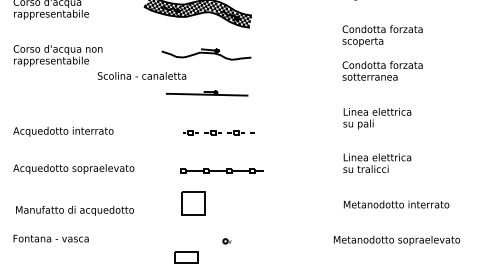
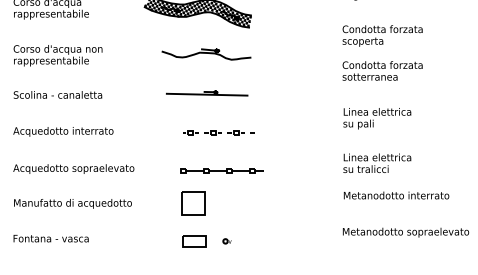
text position: (141, 75) -> (57, 94) (57, 94)
text position: (396, 204) -> (396, 195) (396, 195)
text position: (74, 210) -> (72, 203) (72, 203)
text position: (397, 240) -> (406, 232) (406, 232)
part position: (186, 257) -> (194, 241) (194, 241)
